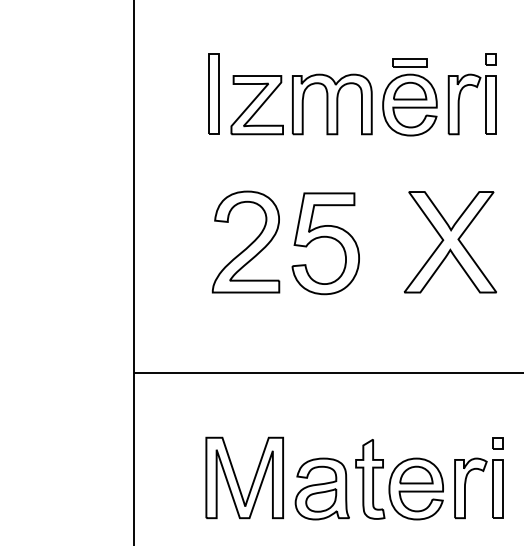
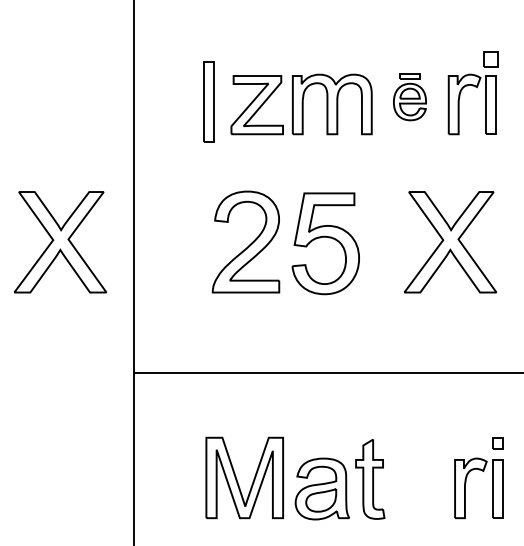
part size: 12x13 px -> 16x17 px (490, 59)
part position: (213, 93) -> (208, 101) (208, 101)
part size: 56x79 px -> 34x49 px (409, 97)
part: none -> present (59, 242)
part: present -> none (415, 488)
